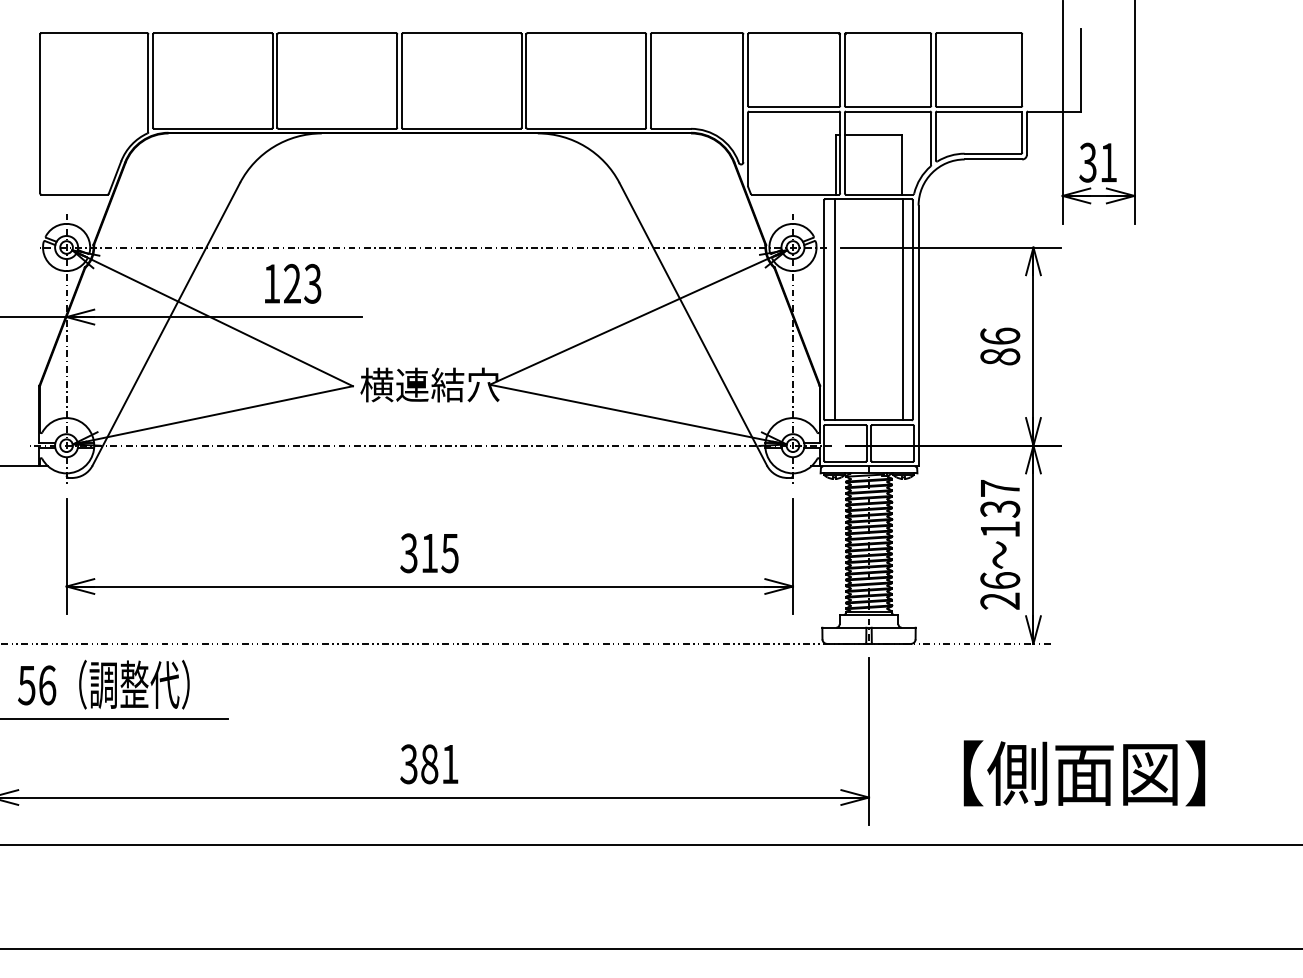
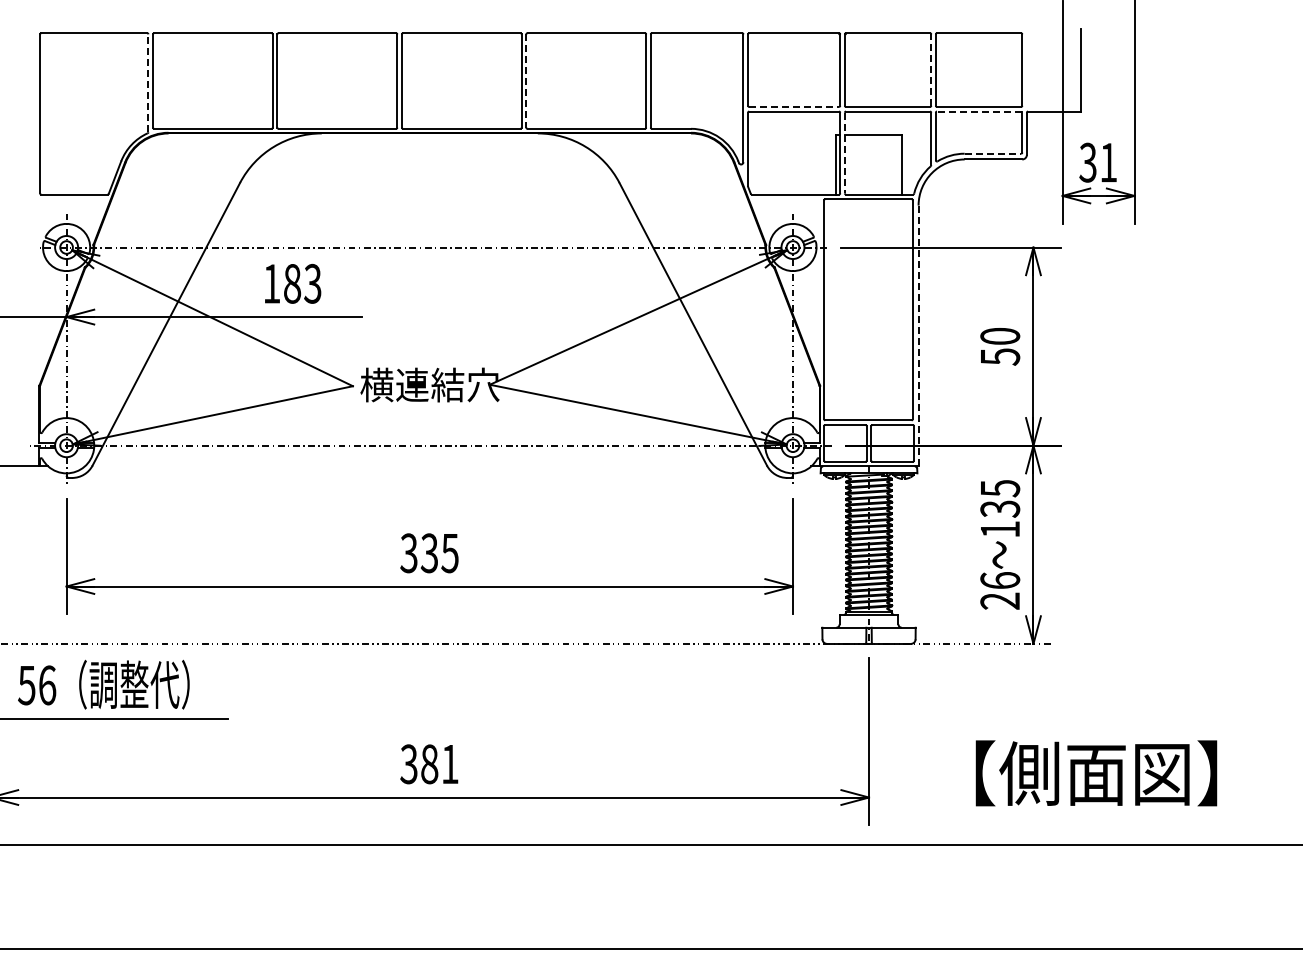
line: solid -> dashed (931, 70)
line: solid -> dashed (526, 81)
line: solid -> dashed (148, 83)
line: solid -> dashed (794, 106)
line: solid -> dashed (979, 111)
line: solid -> dashed (844, 153)
line: solid -> dashed (993, 153)
text: 123 -> 183 (292, 283)
line: present -> none (834, 309)
line: present -> none (903, 309)
line: solid -> dashed (918, 335)
text: 86 -> 50 (1000, 346)
text: 137 -> 135 (1000, 488)
text: 315 -> 335 (428, 553)
text position: (1084, 773) -> (1096, 773) (1096, 773)
